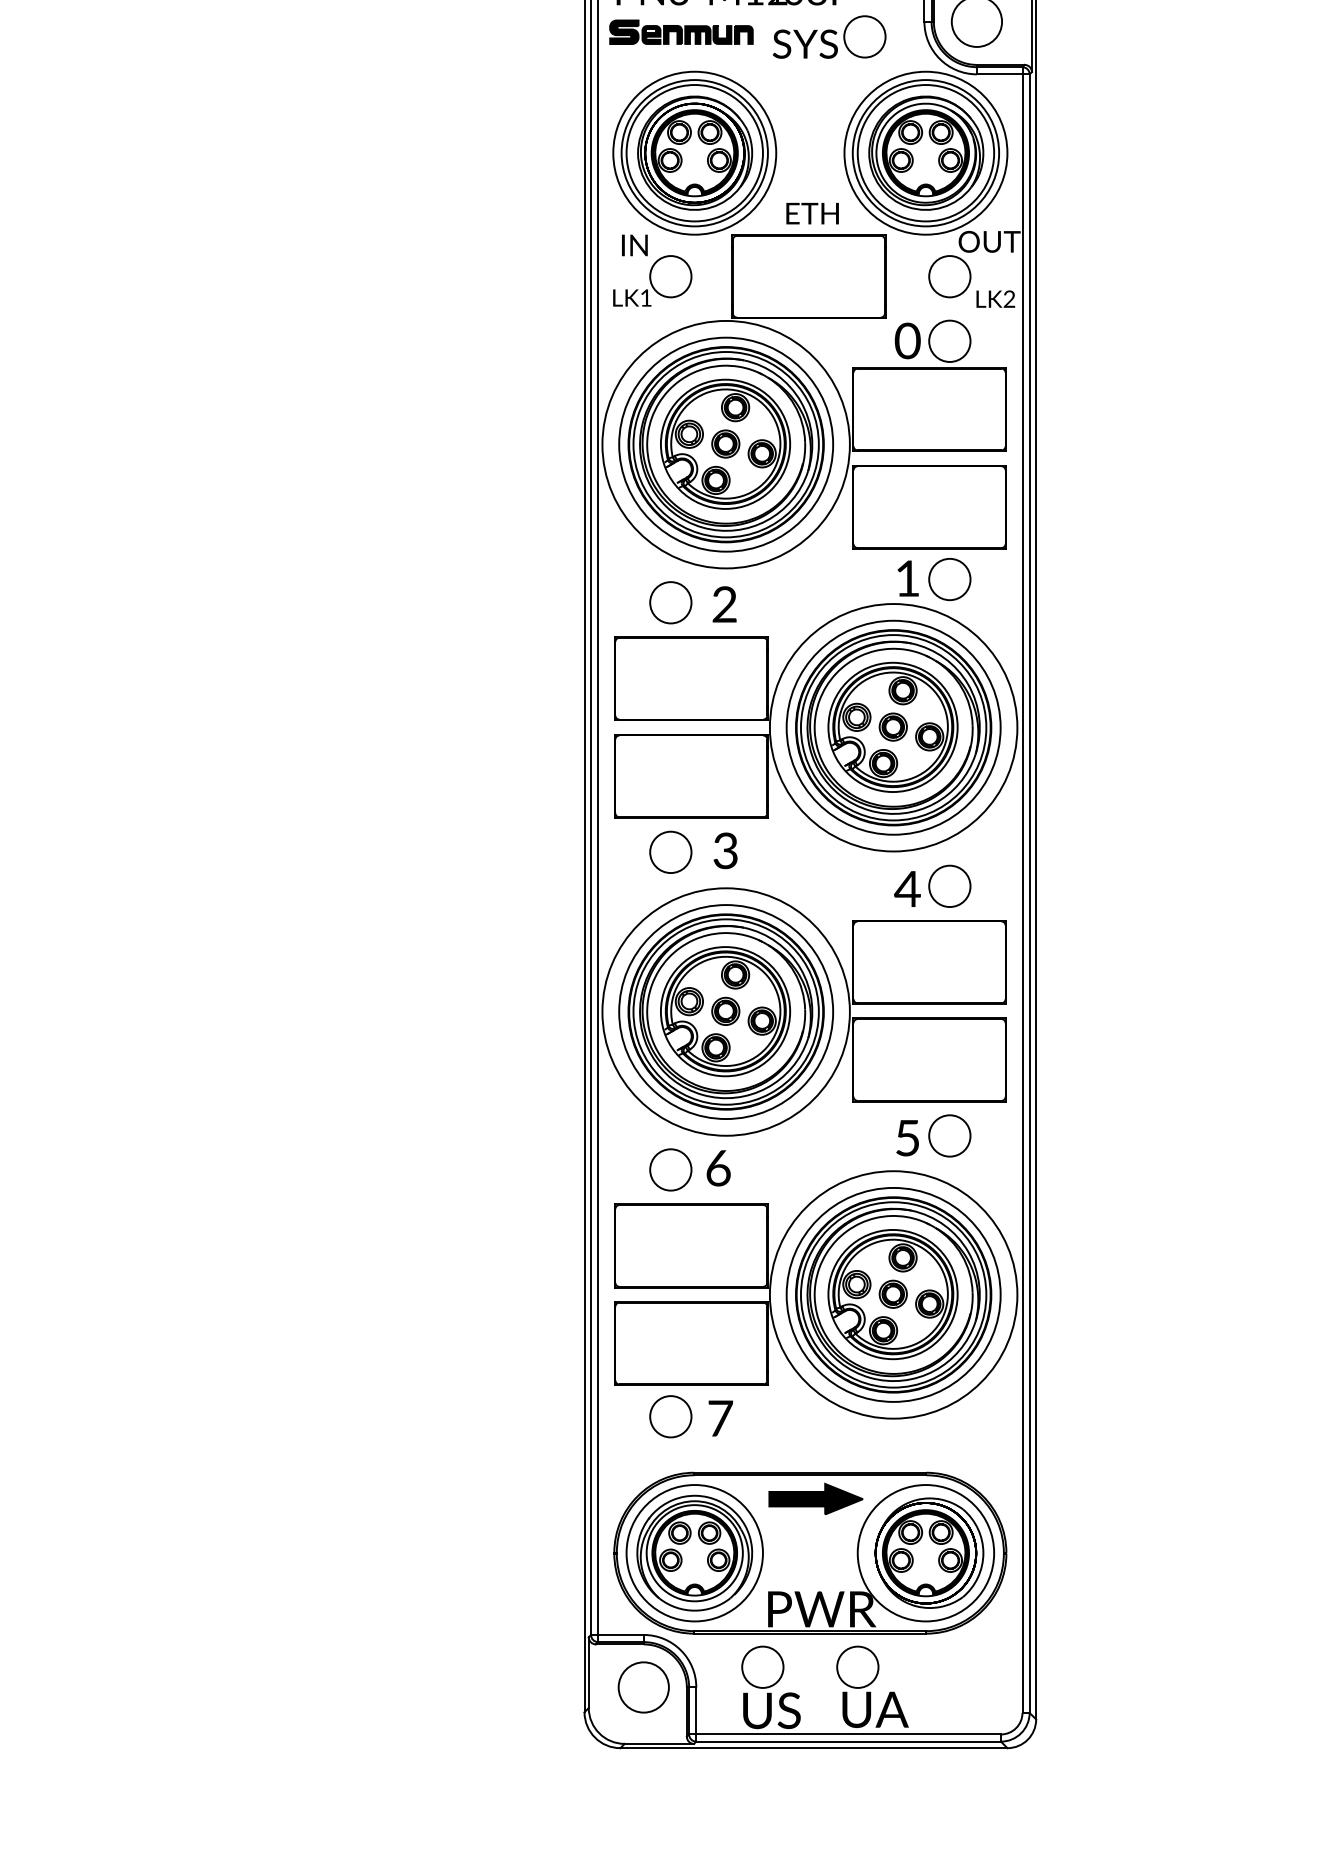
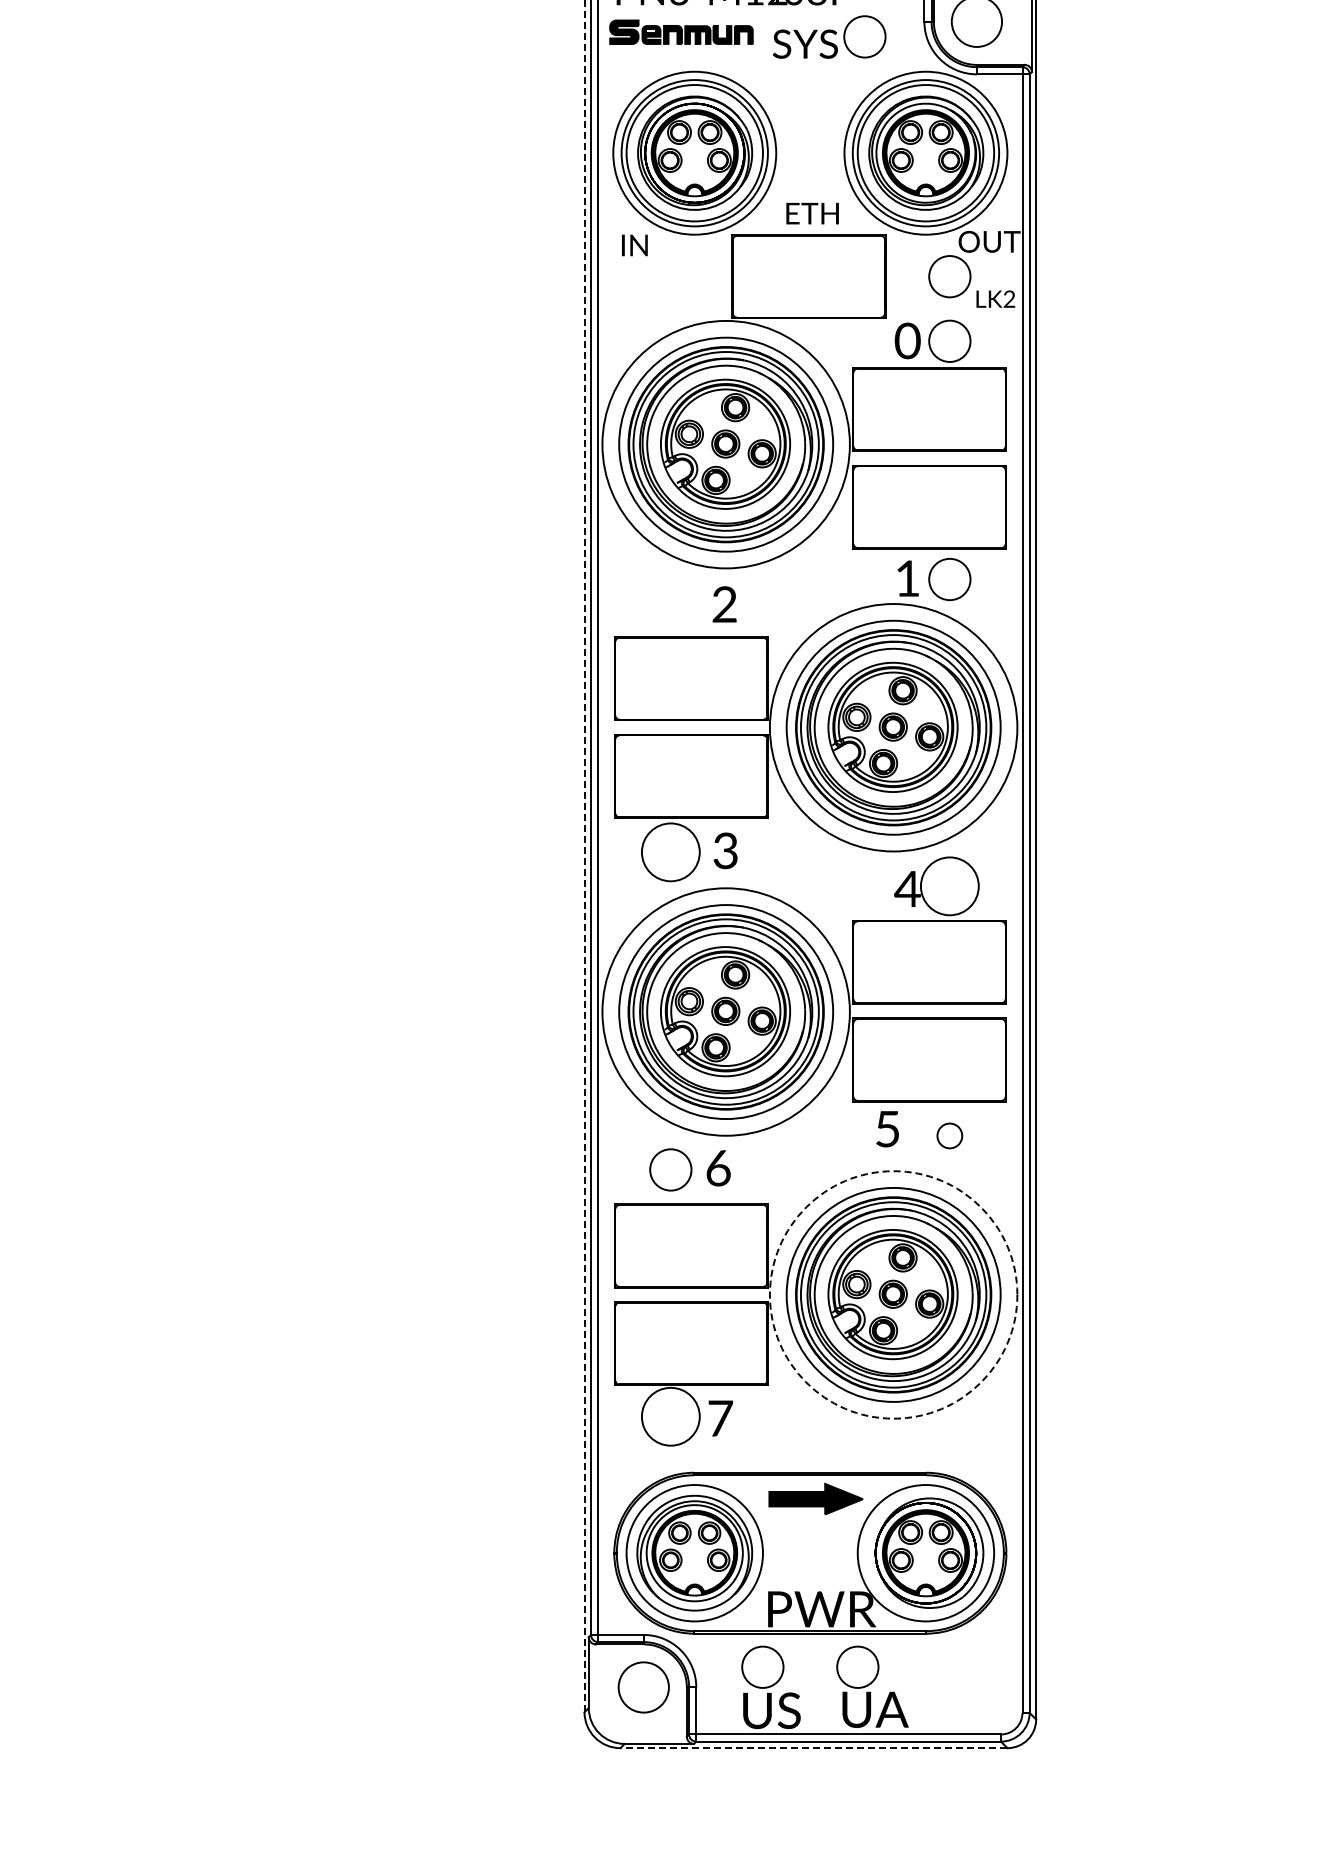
part: present -> none (652, 280)
circle: present -> none (670, 602)
circle diameter: 41 px -> 58 px (670, 852)
line: solid -> dashed (584, 856)
circle diameter: 41 px -> 58 px (949, 886)
circle diameter: 41 px -> 25 px (949, 1135)
text position: (907, 1138) -> (887, 1129) (887, 1129)
circle: solid -> dashed (893, 1294)
circle diameter: 41 px -> 58 px (670, 1416)
line: solid -> dashed (813, 1748)
